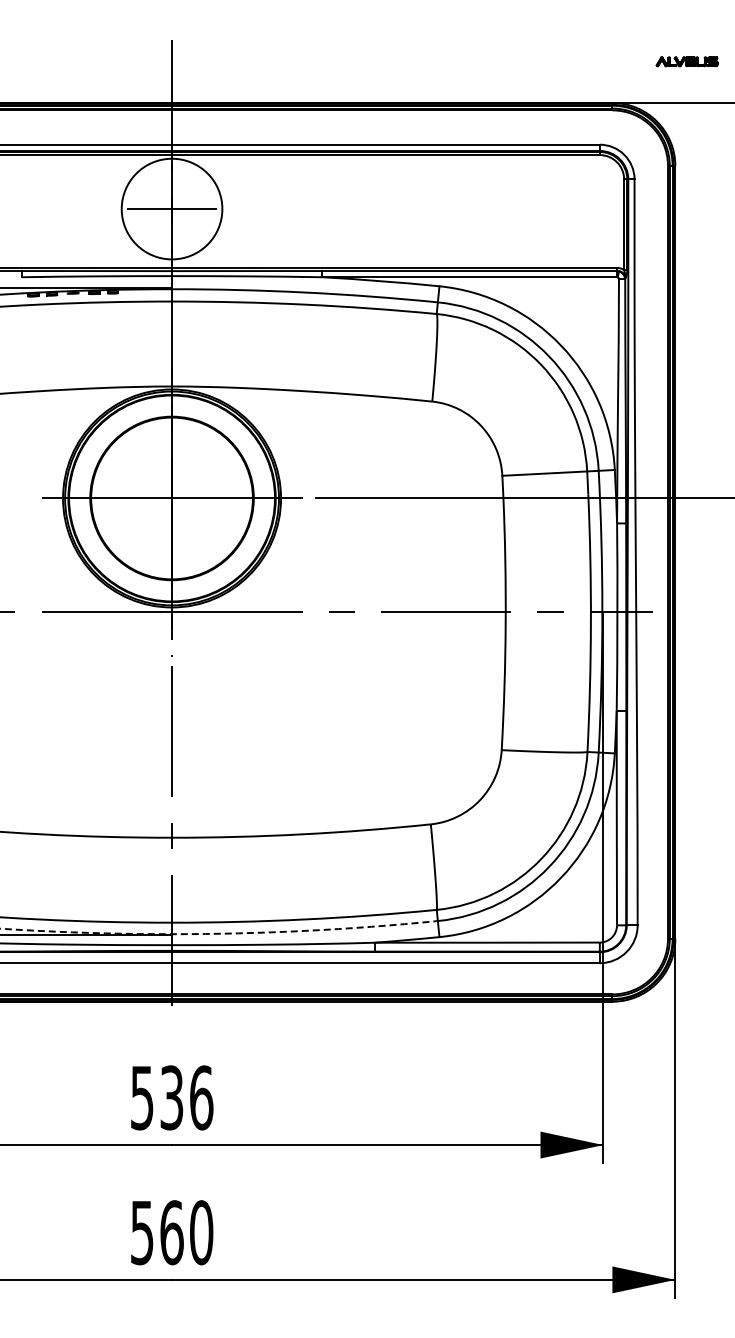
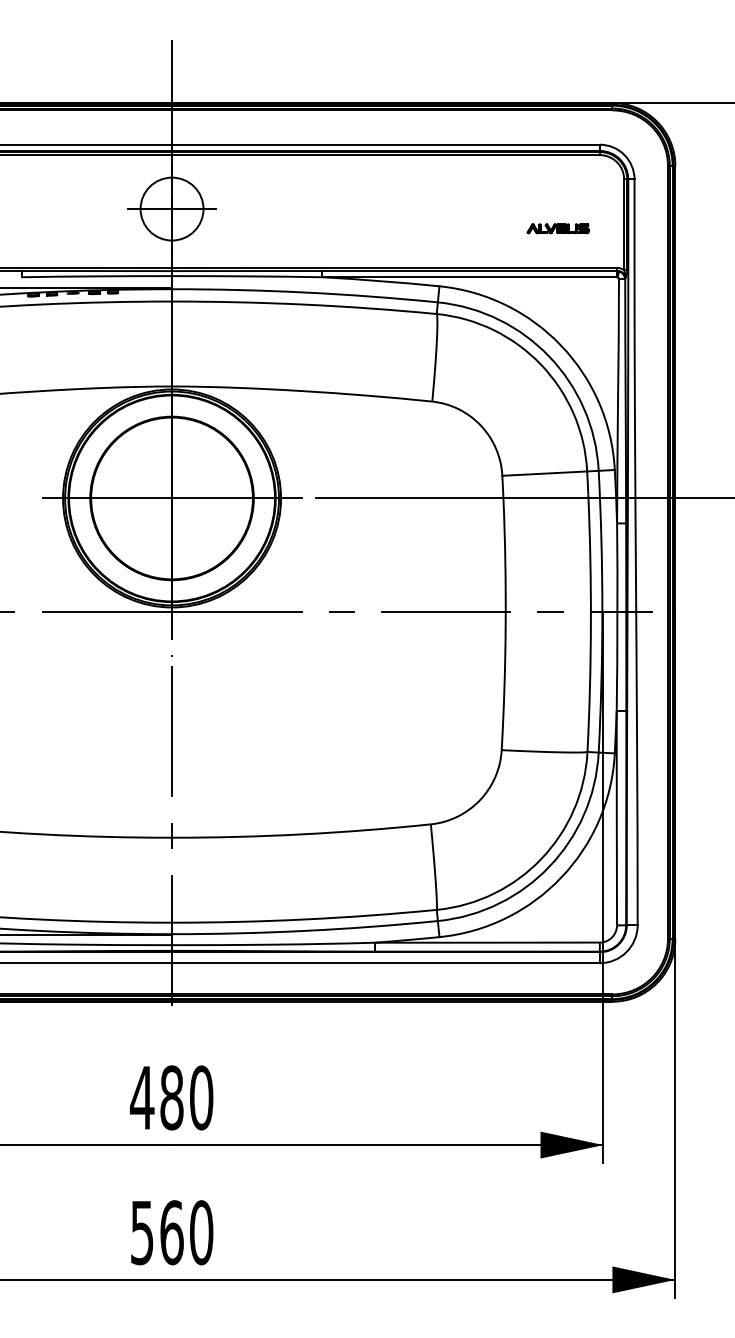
part position: (686, 61) -> (557, 228) (557, 228)
circle diameter: 101 px -> 63 px (171, 208)
arc: dashed -> solid (219, 933)
text: 536 -> 480 (171, 1097)
